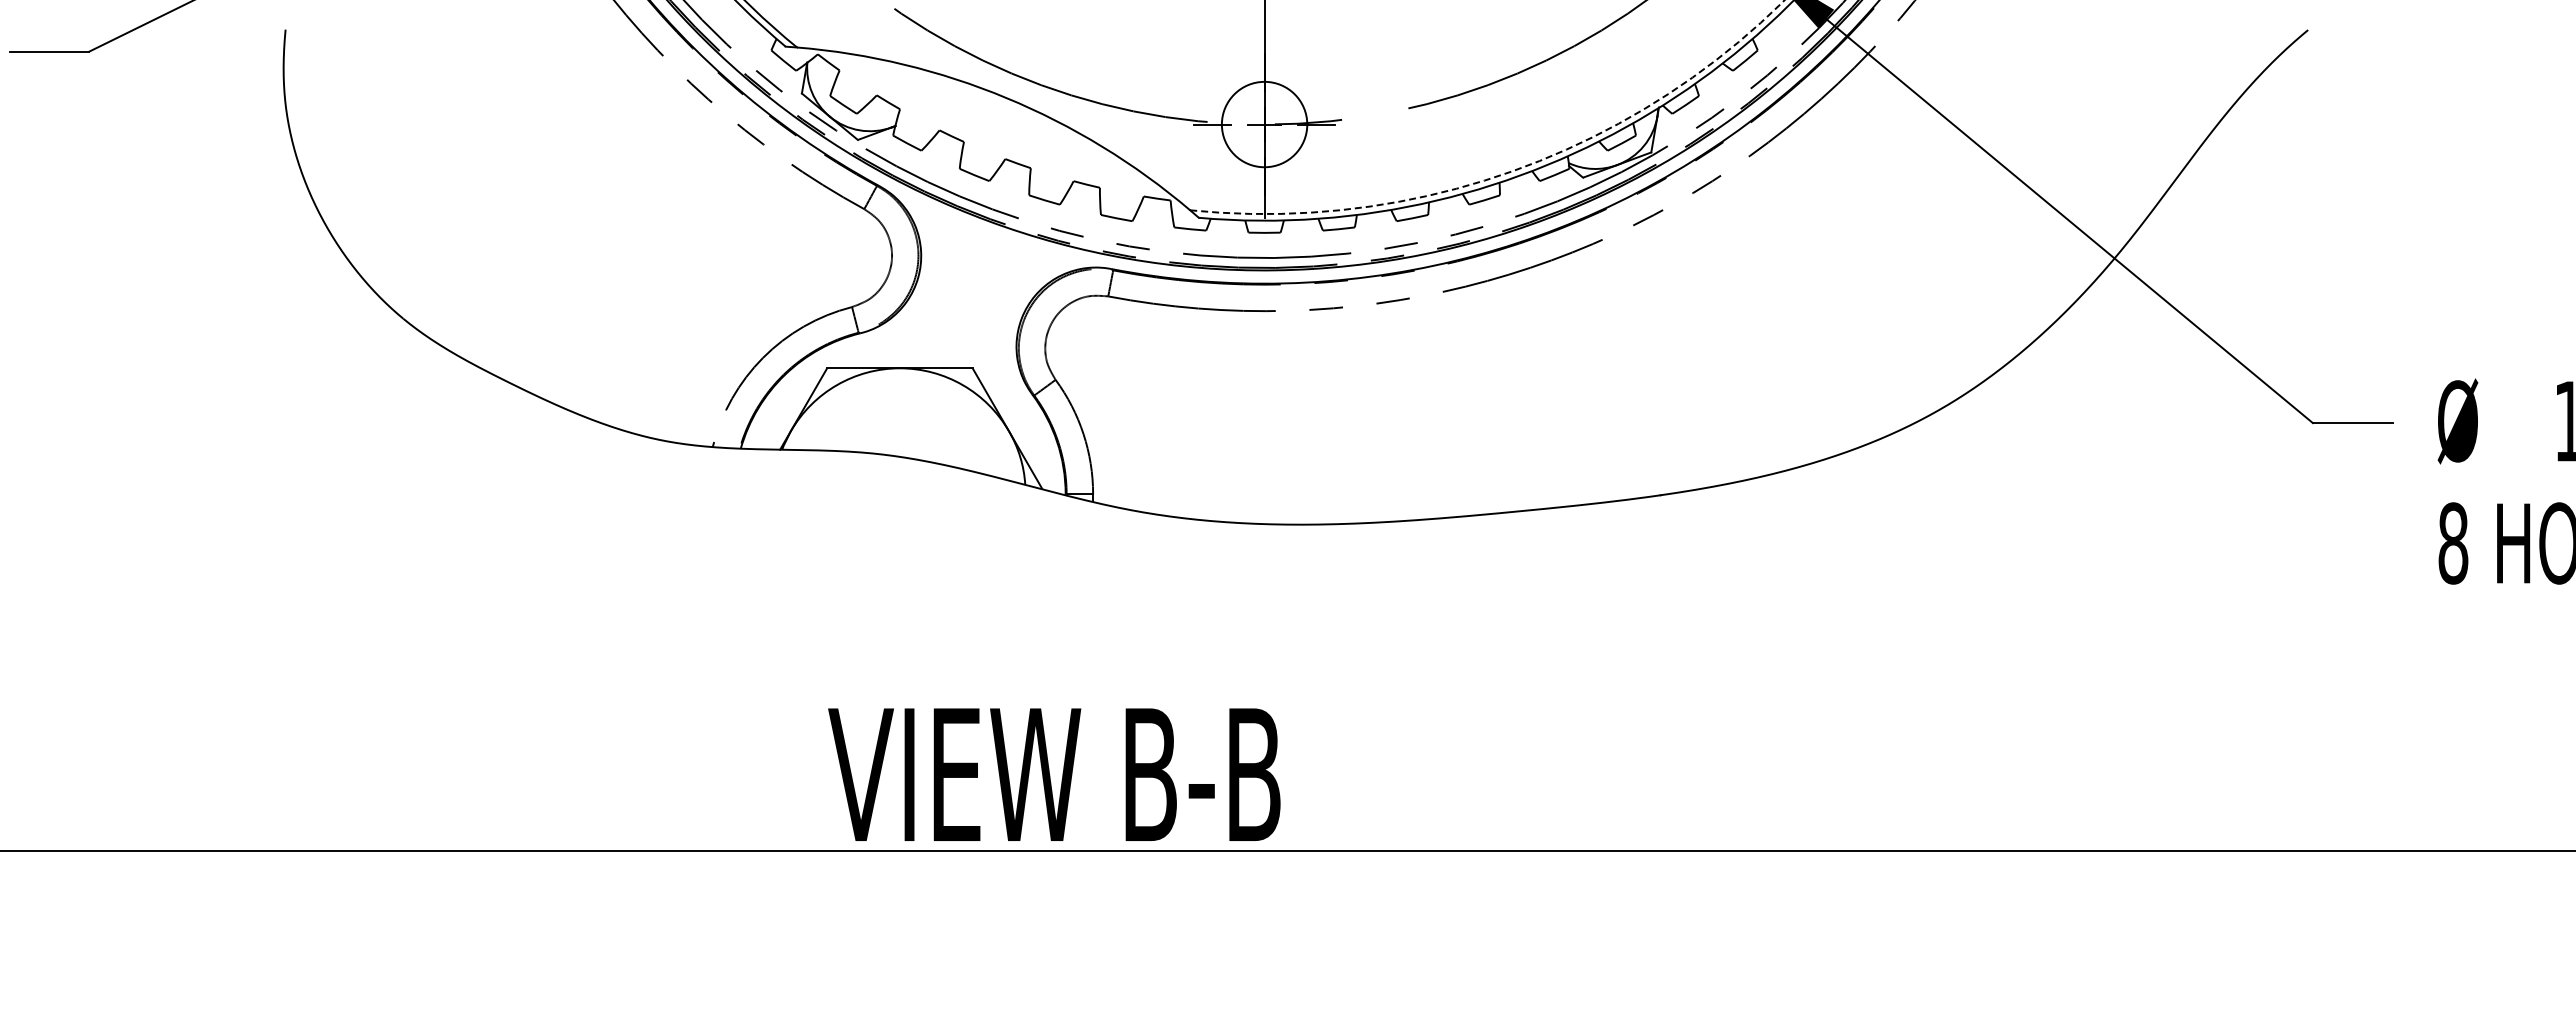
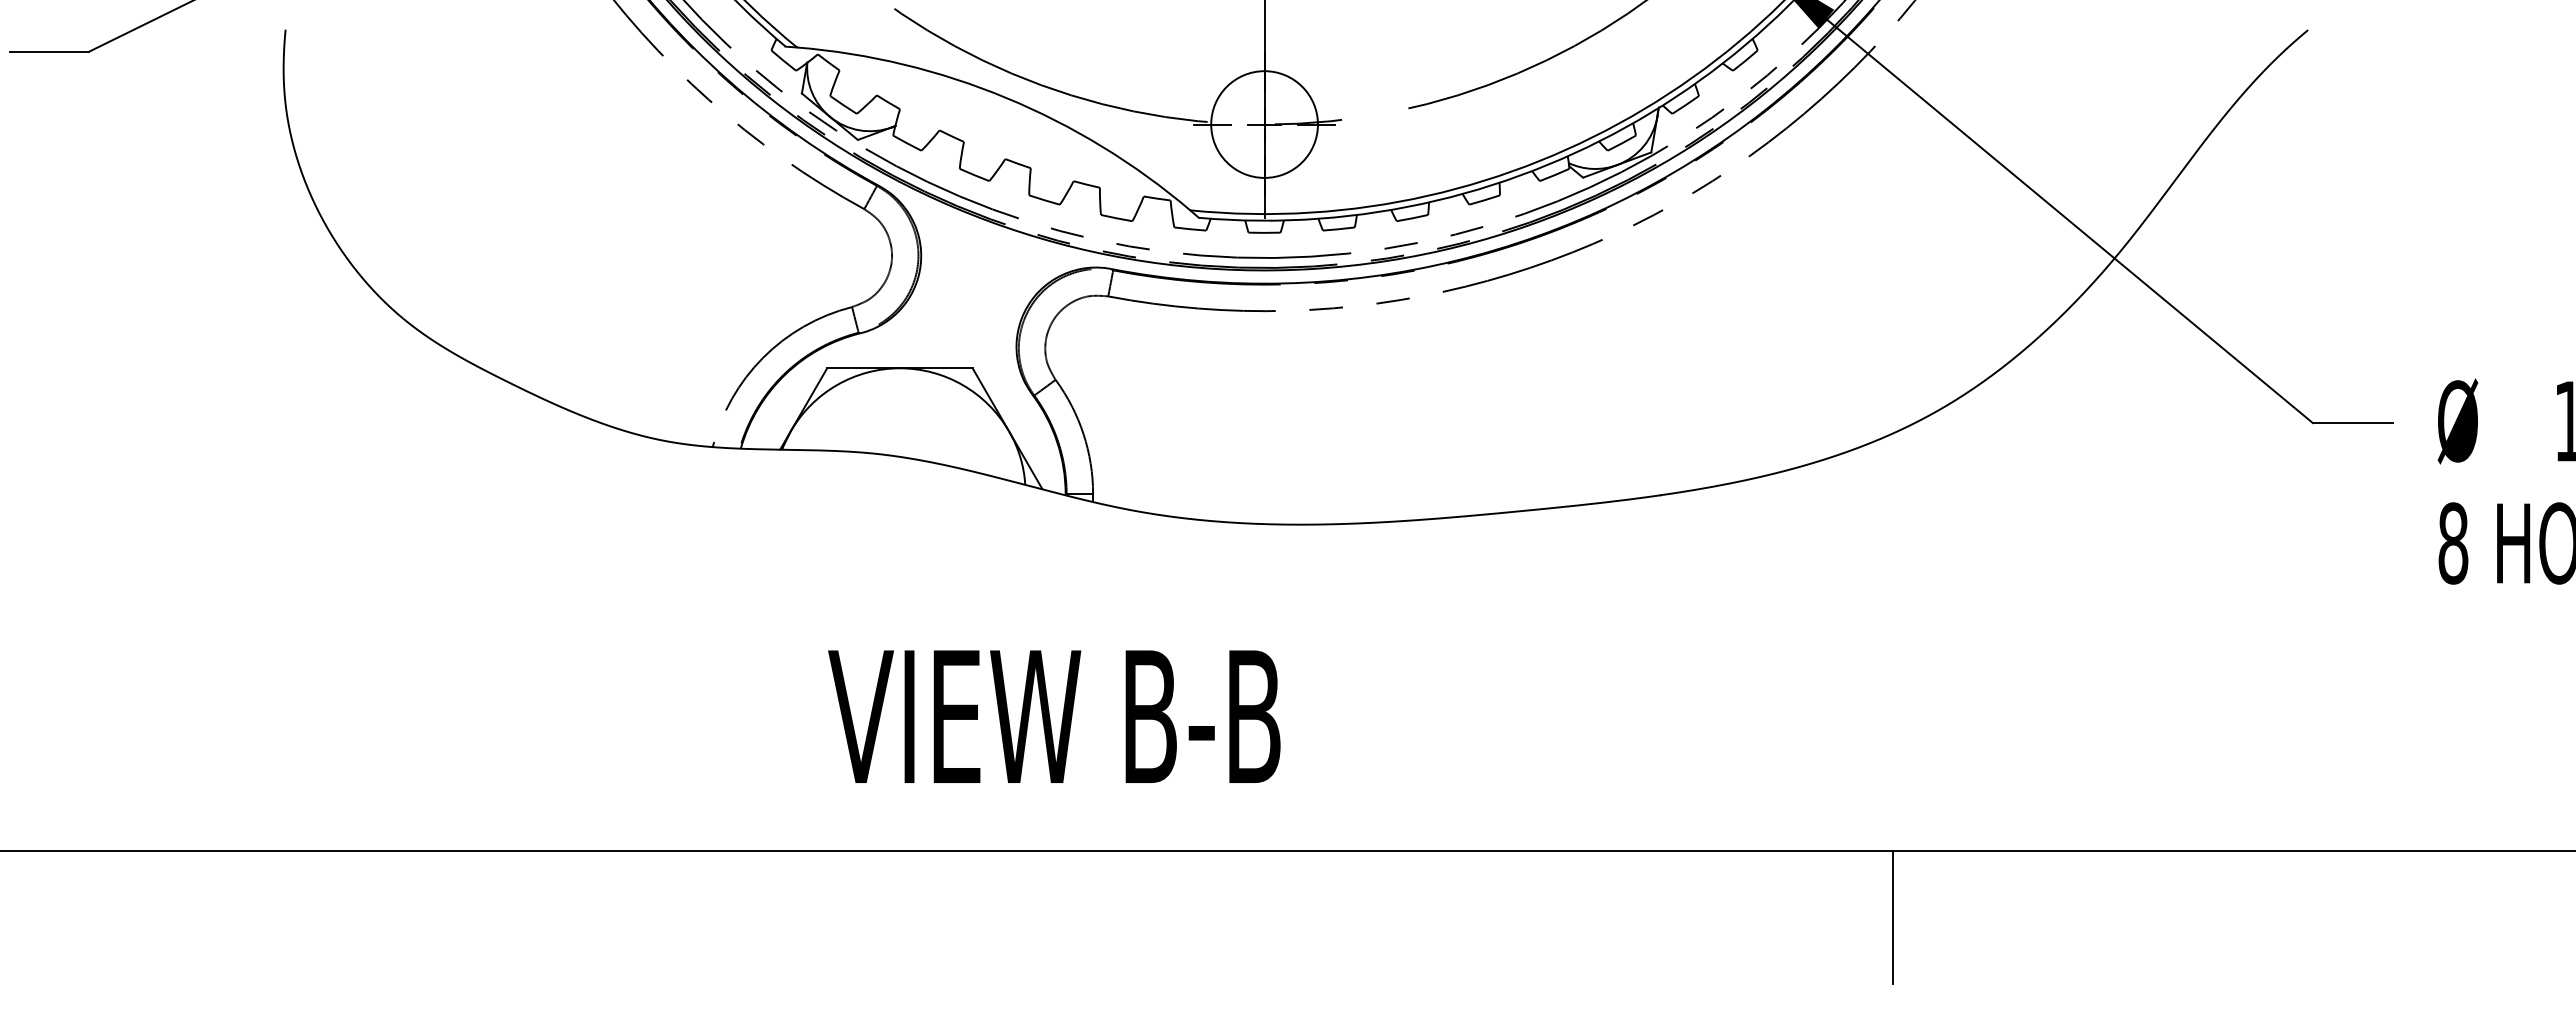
circle diameter: 85 px -> 107 px (1264, 124)
arc: dashed -> solid (1513, 171)
text position: (1054, 774) -> (1054, 716) (1054, 716)
line: none -> present (1892, 916)
